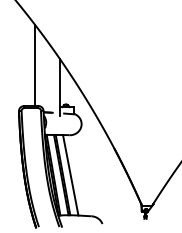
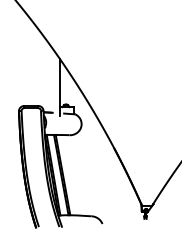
line: present -> none (35, 65)
line: present -> none (70, 175)
